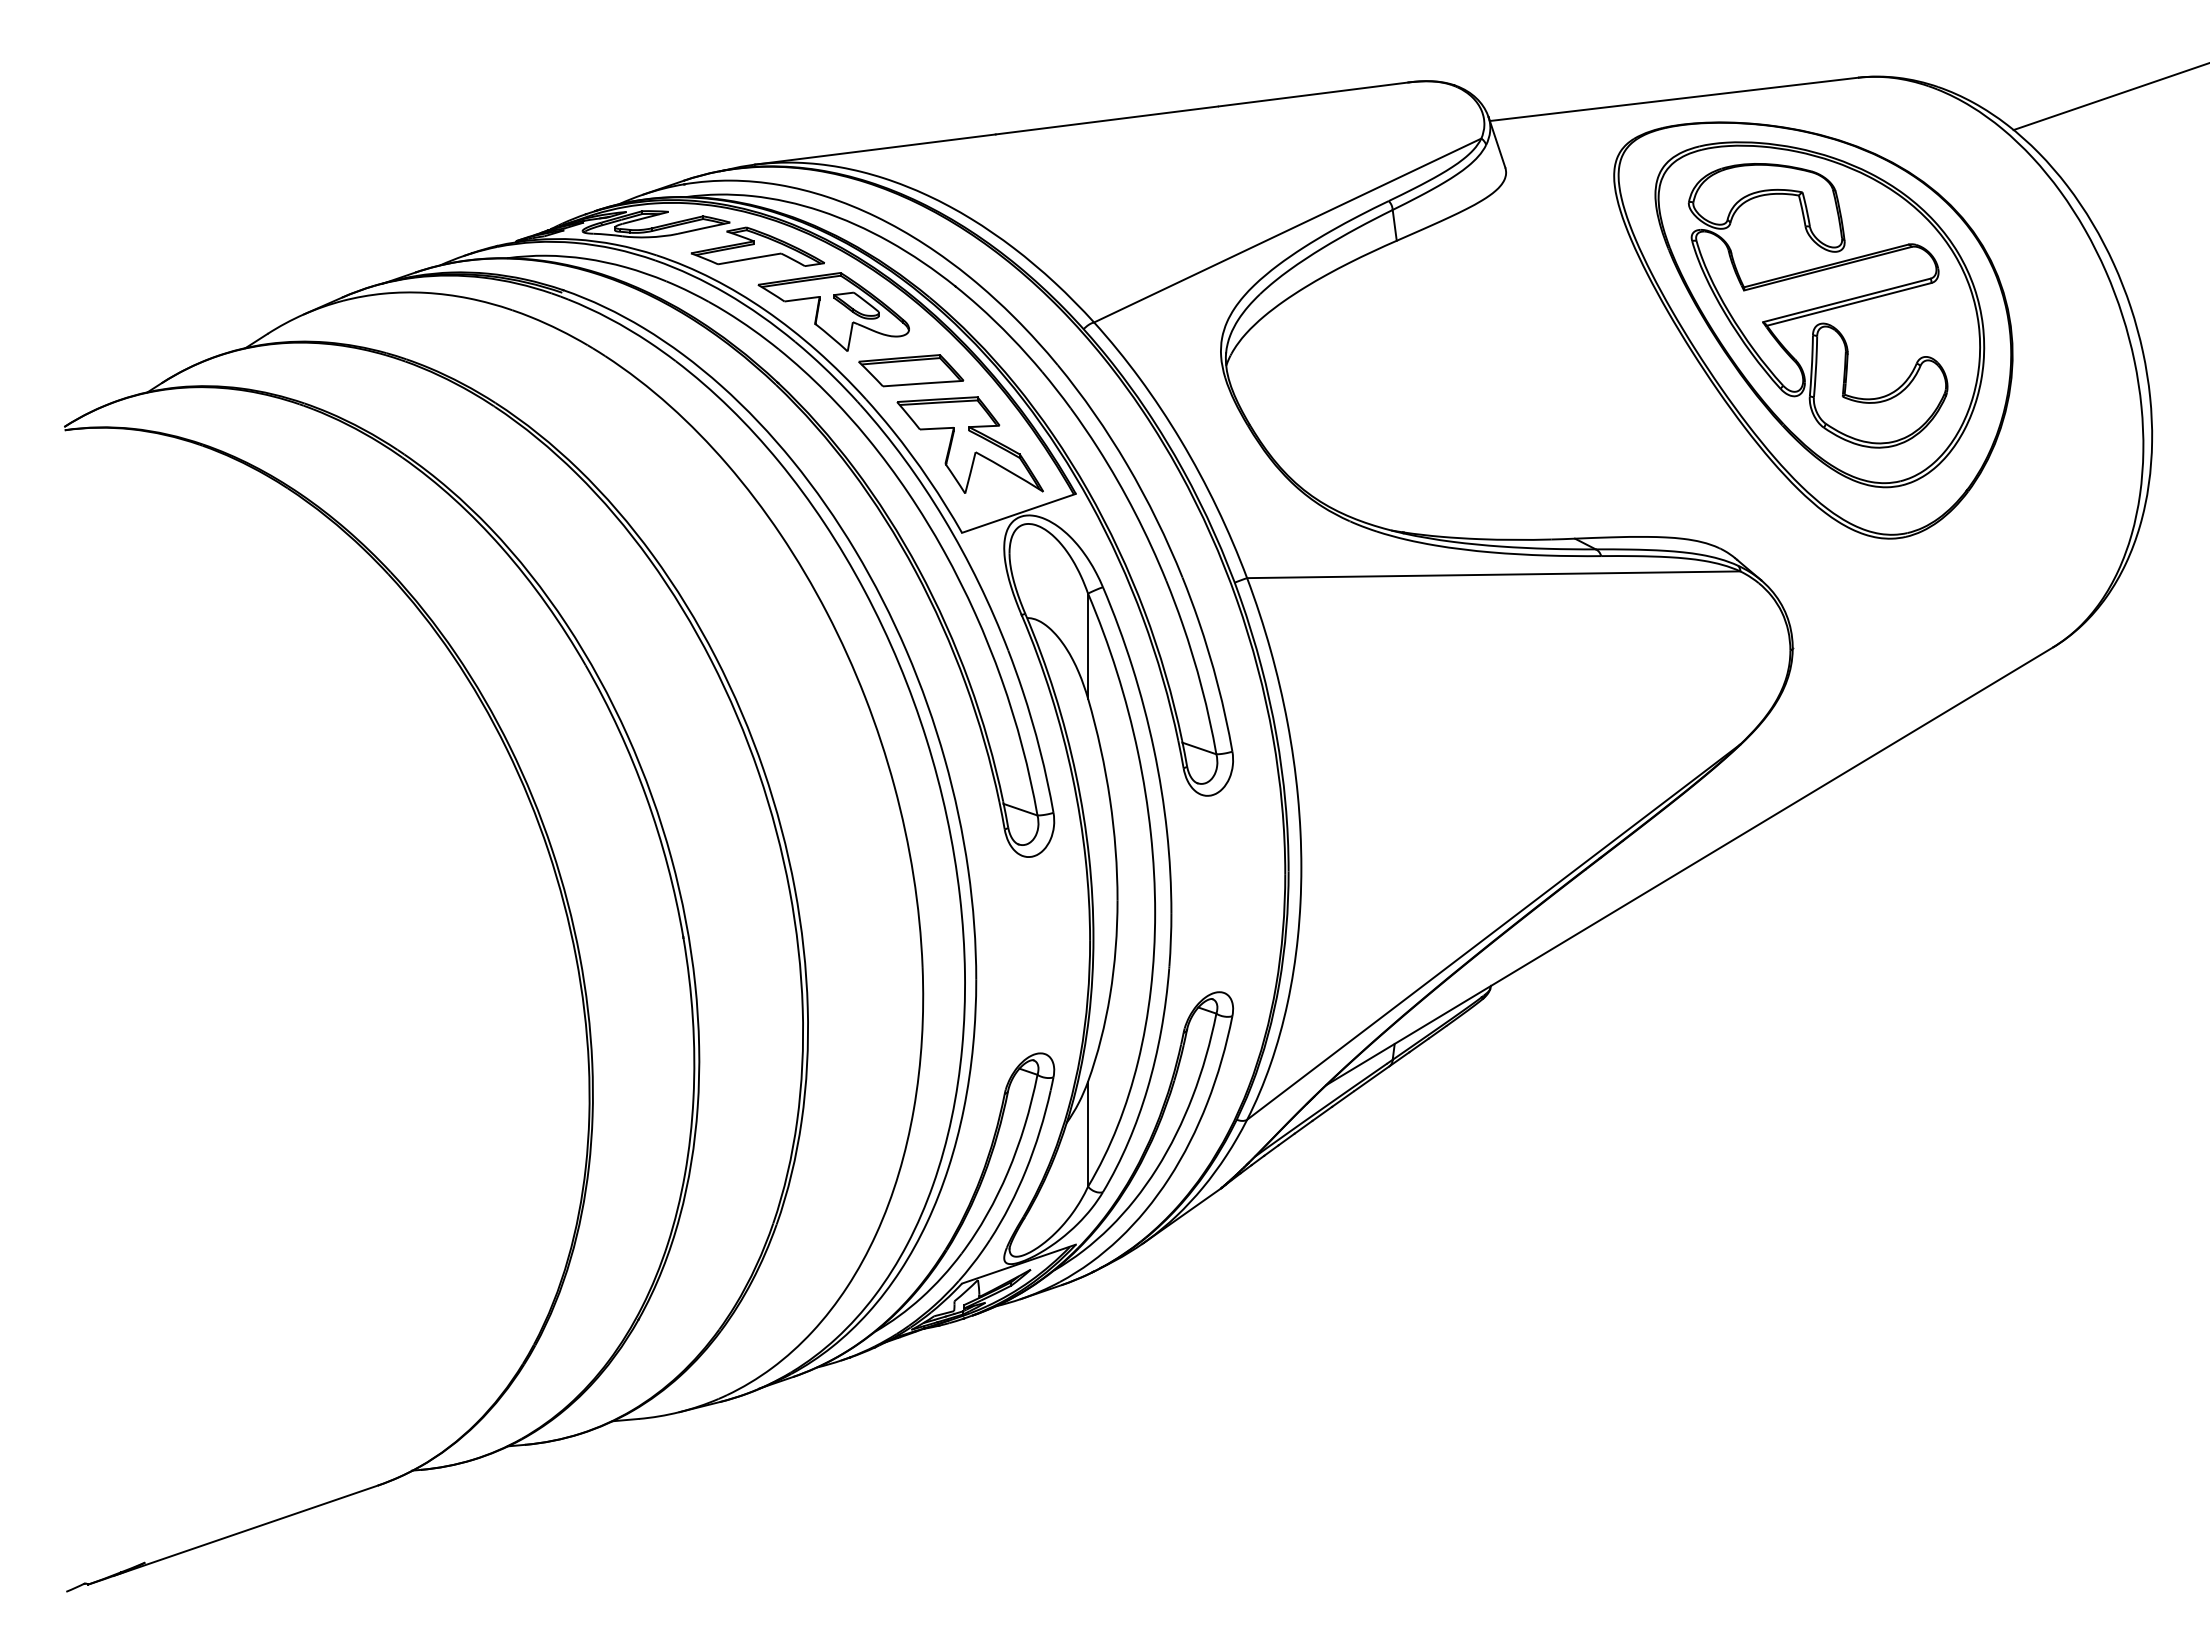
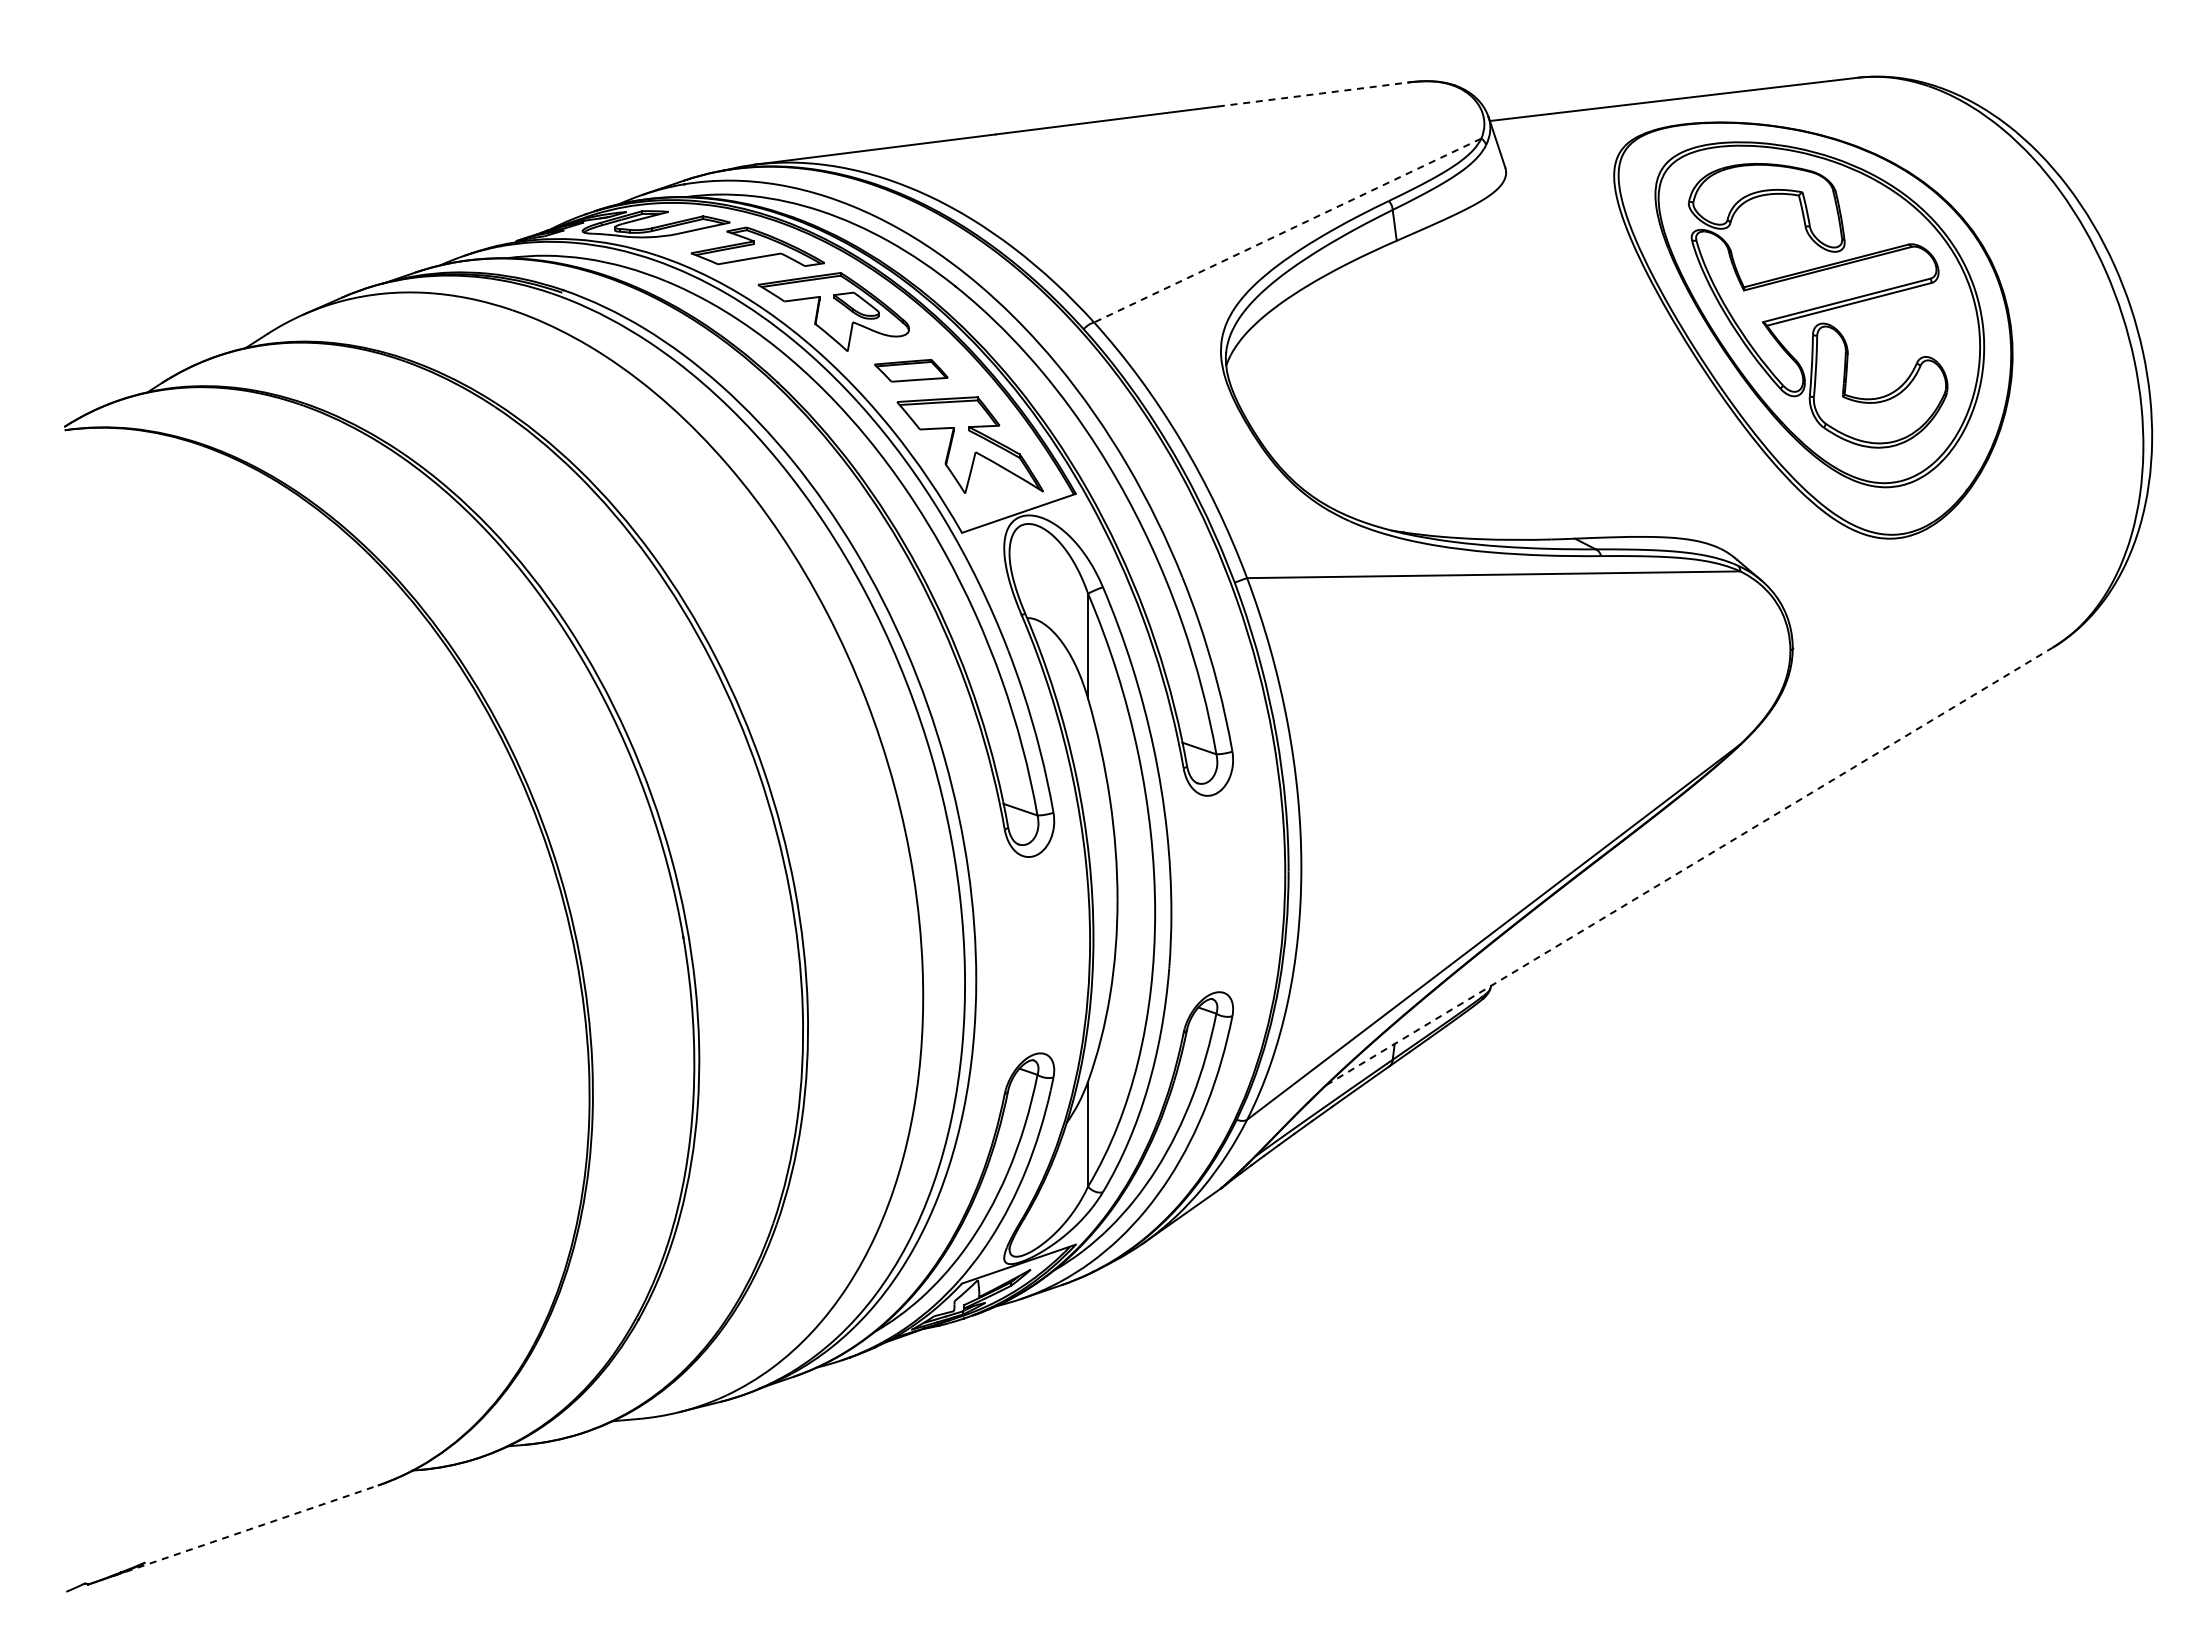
line: solid -> dashed (1313, 94)
line: present -> none (2109, 97)
line: solid -> dashed (1287, 230)
part size: 107x34 px -> 75x24 px (911, 370)
line: solid -> dashed (1690, 866)
line: solid -> dashed (245, 1530)
